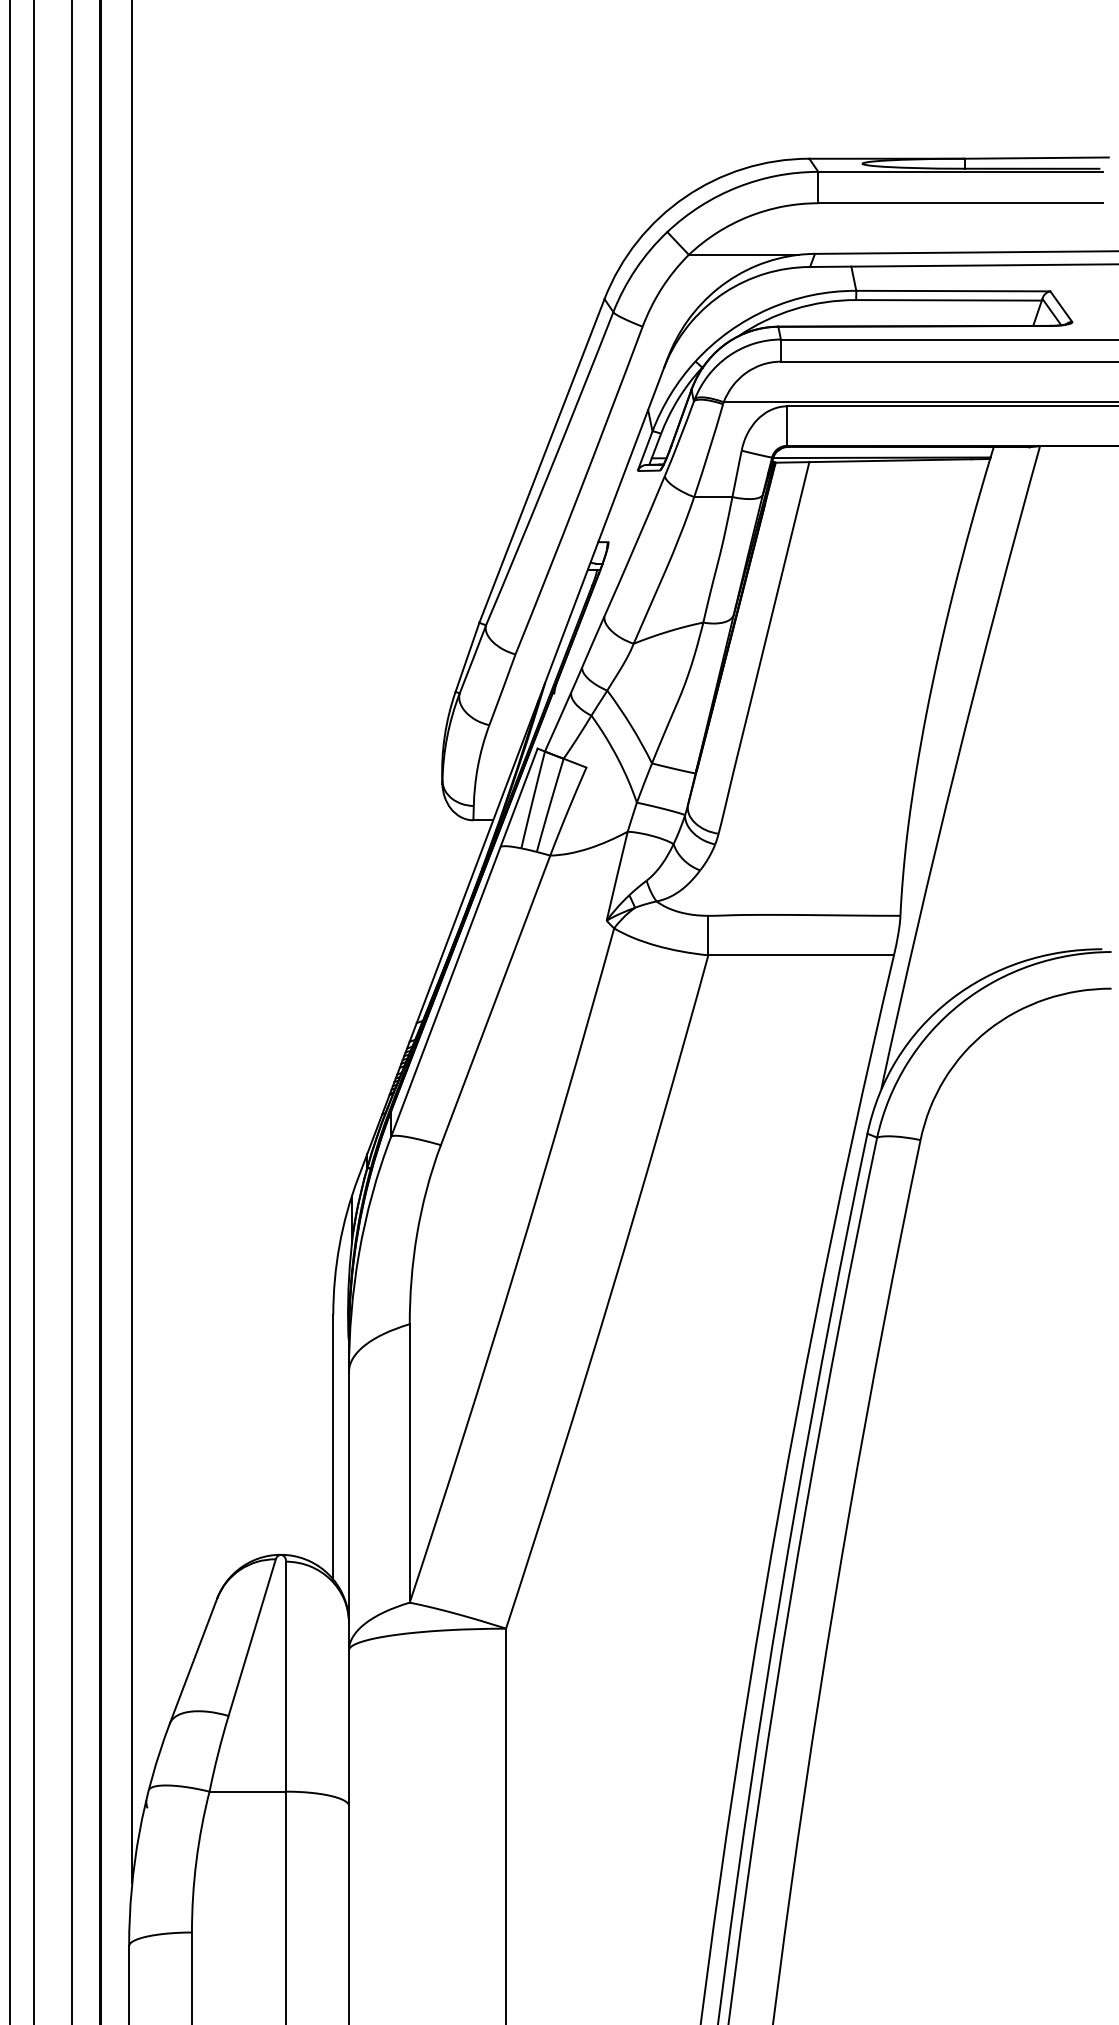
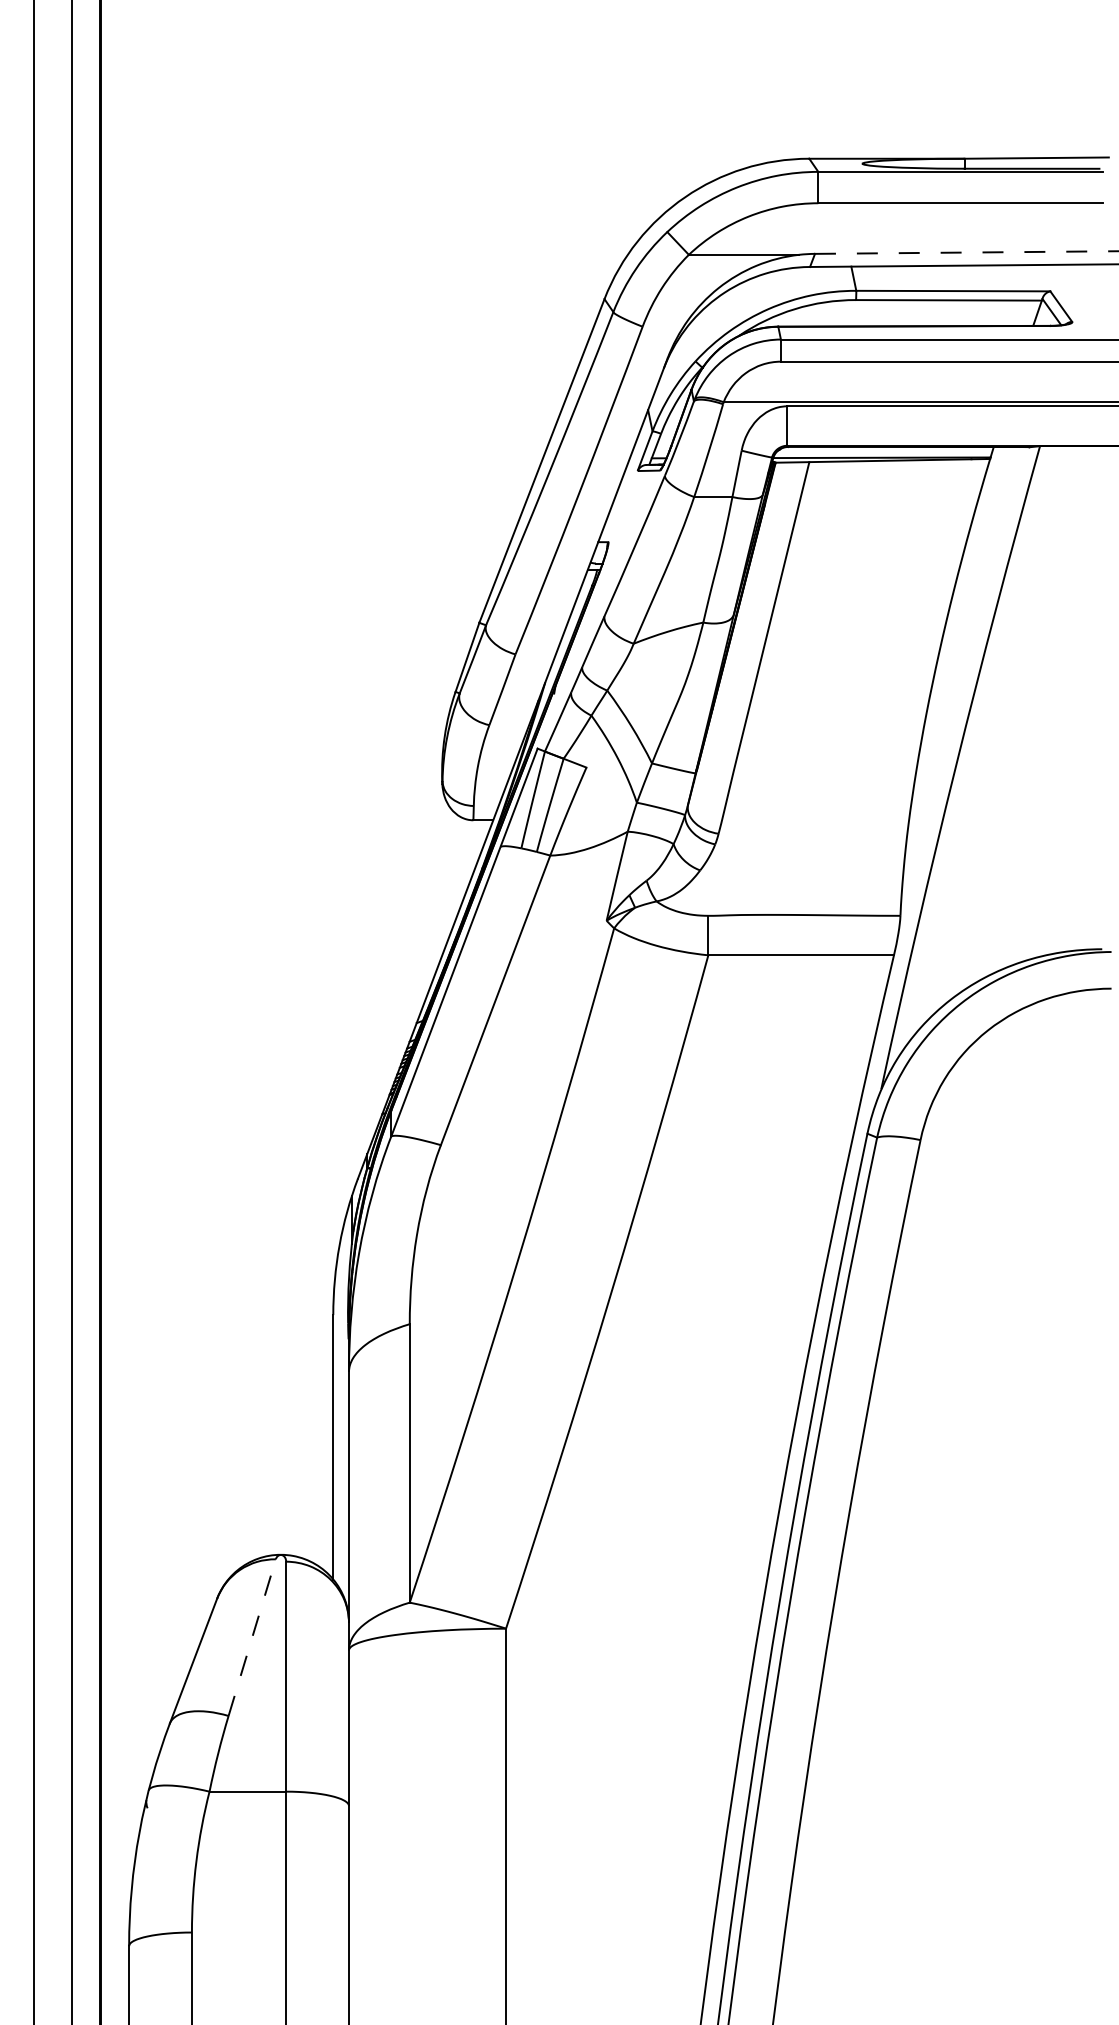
line: solid -> dashed (966, 252)
line: present -> none (132, 942)
line: present -> none (10, 1011)
line: solid -> dashed (252, 1637)
